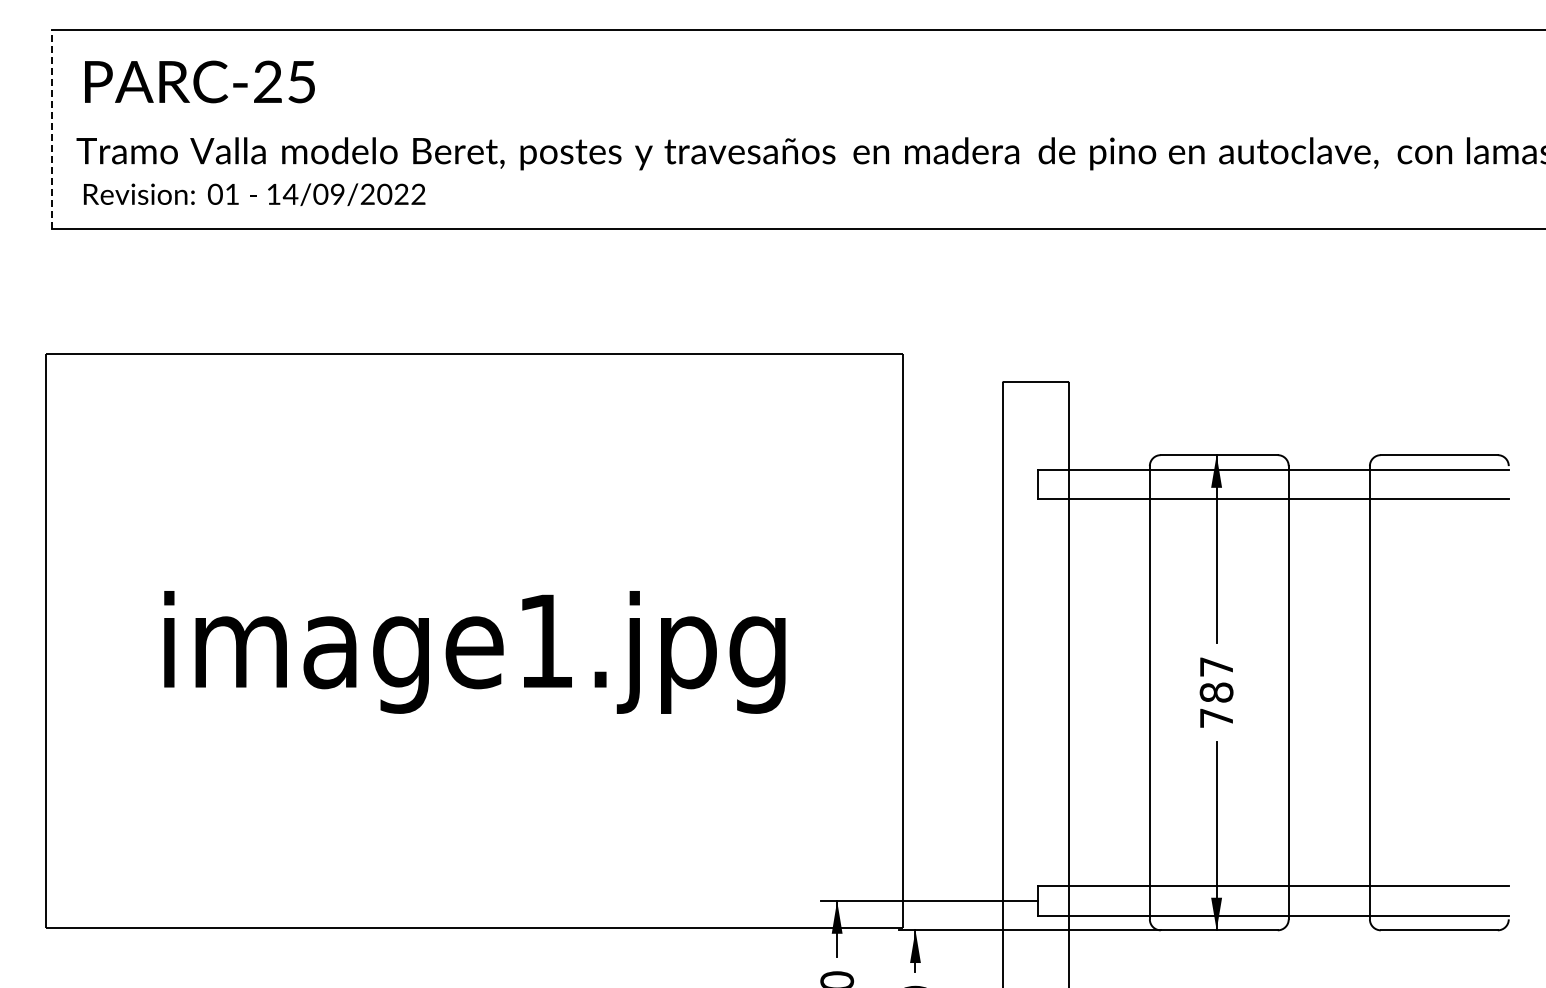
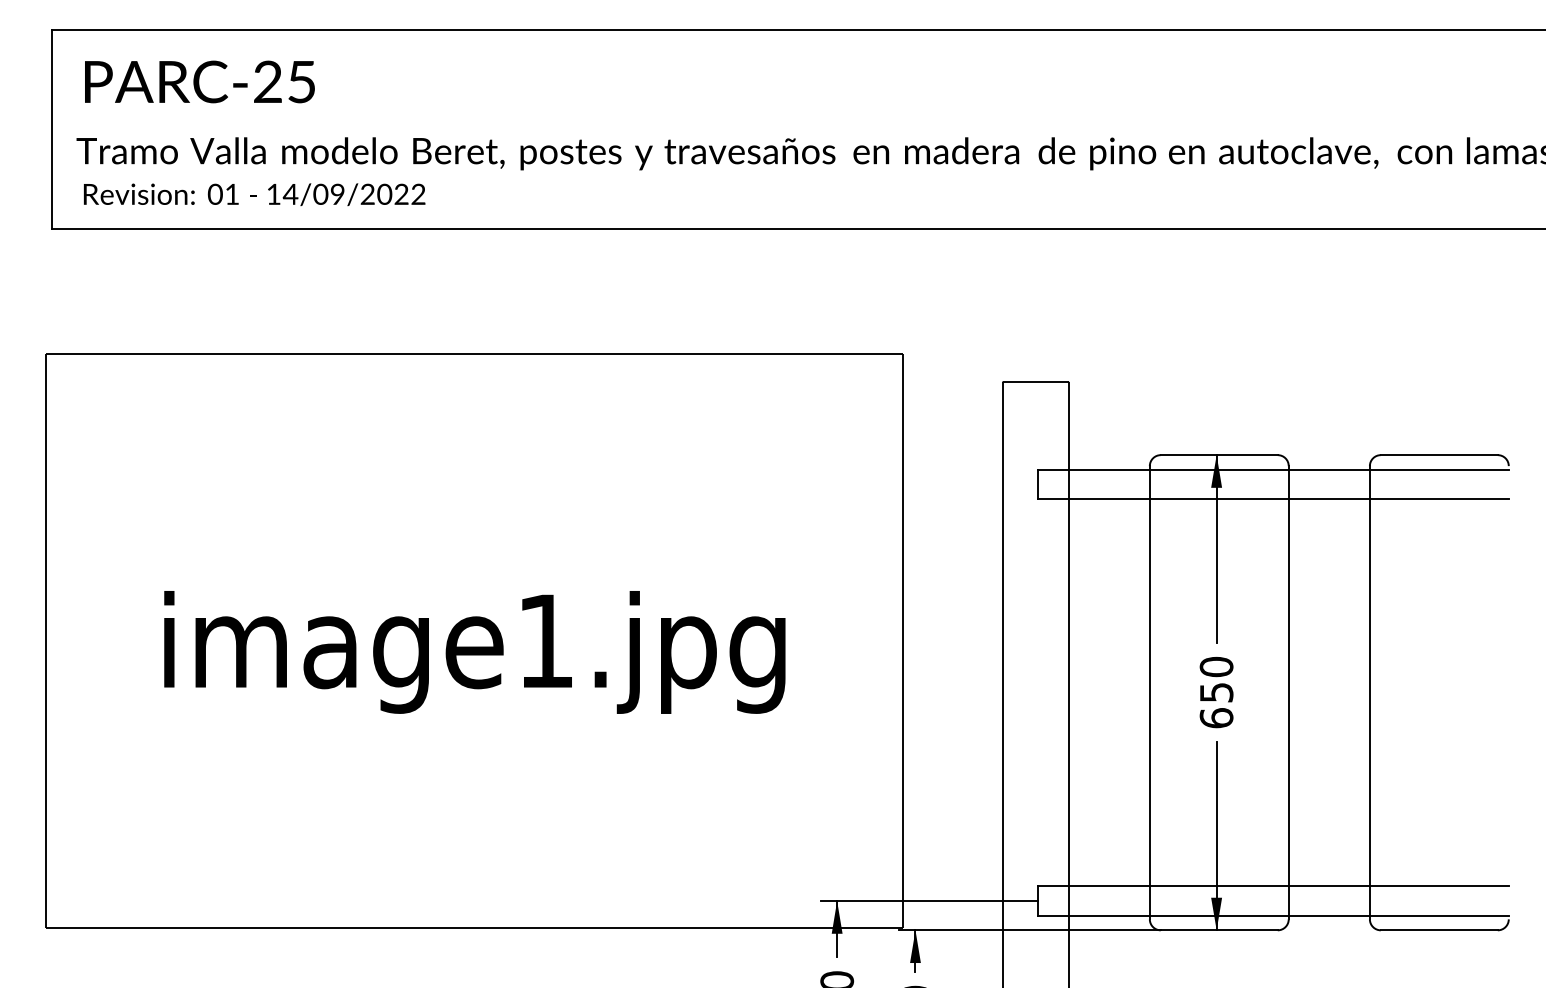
line: dashed -> solid (51, 129)
text: 787 -> 650 (1216, 692)
